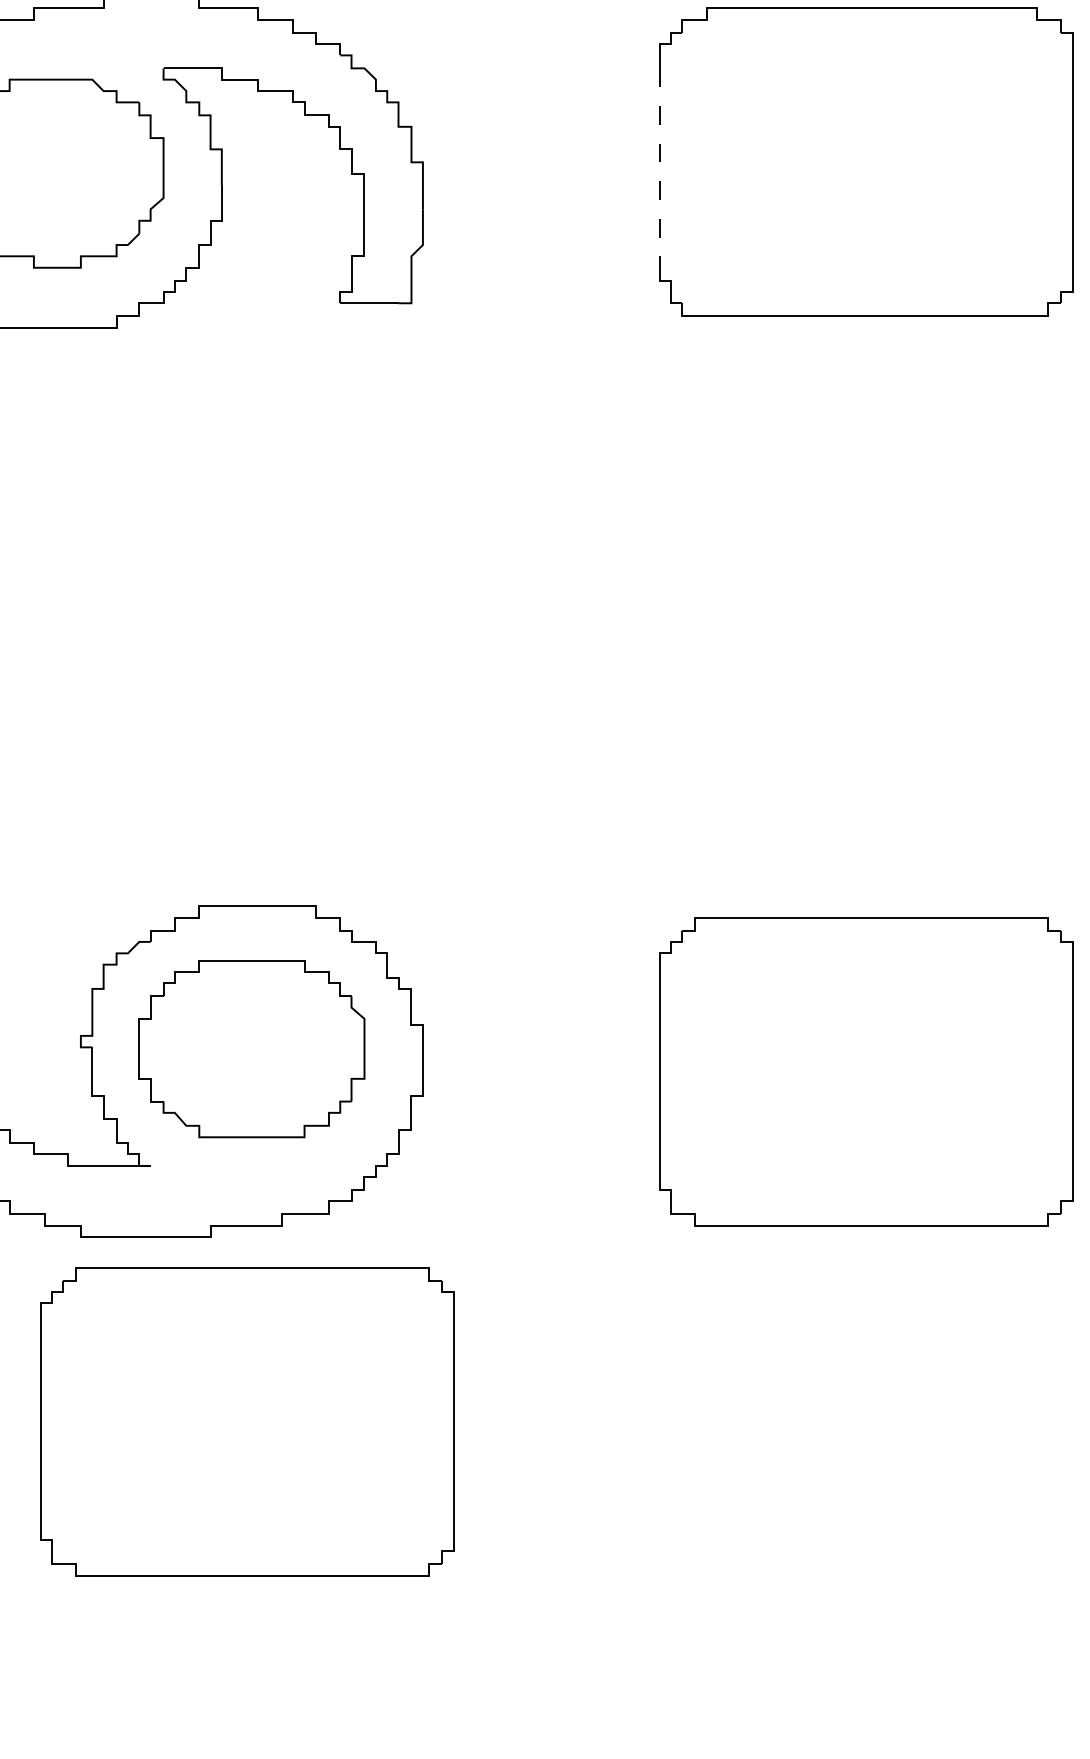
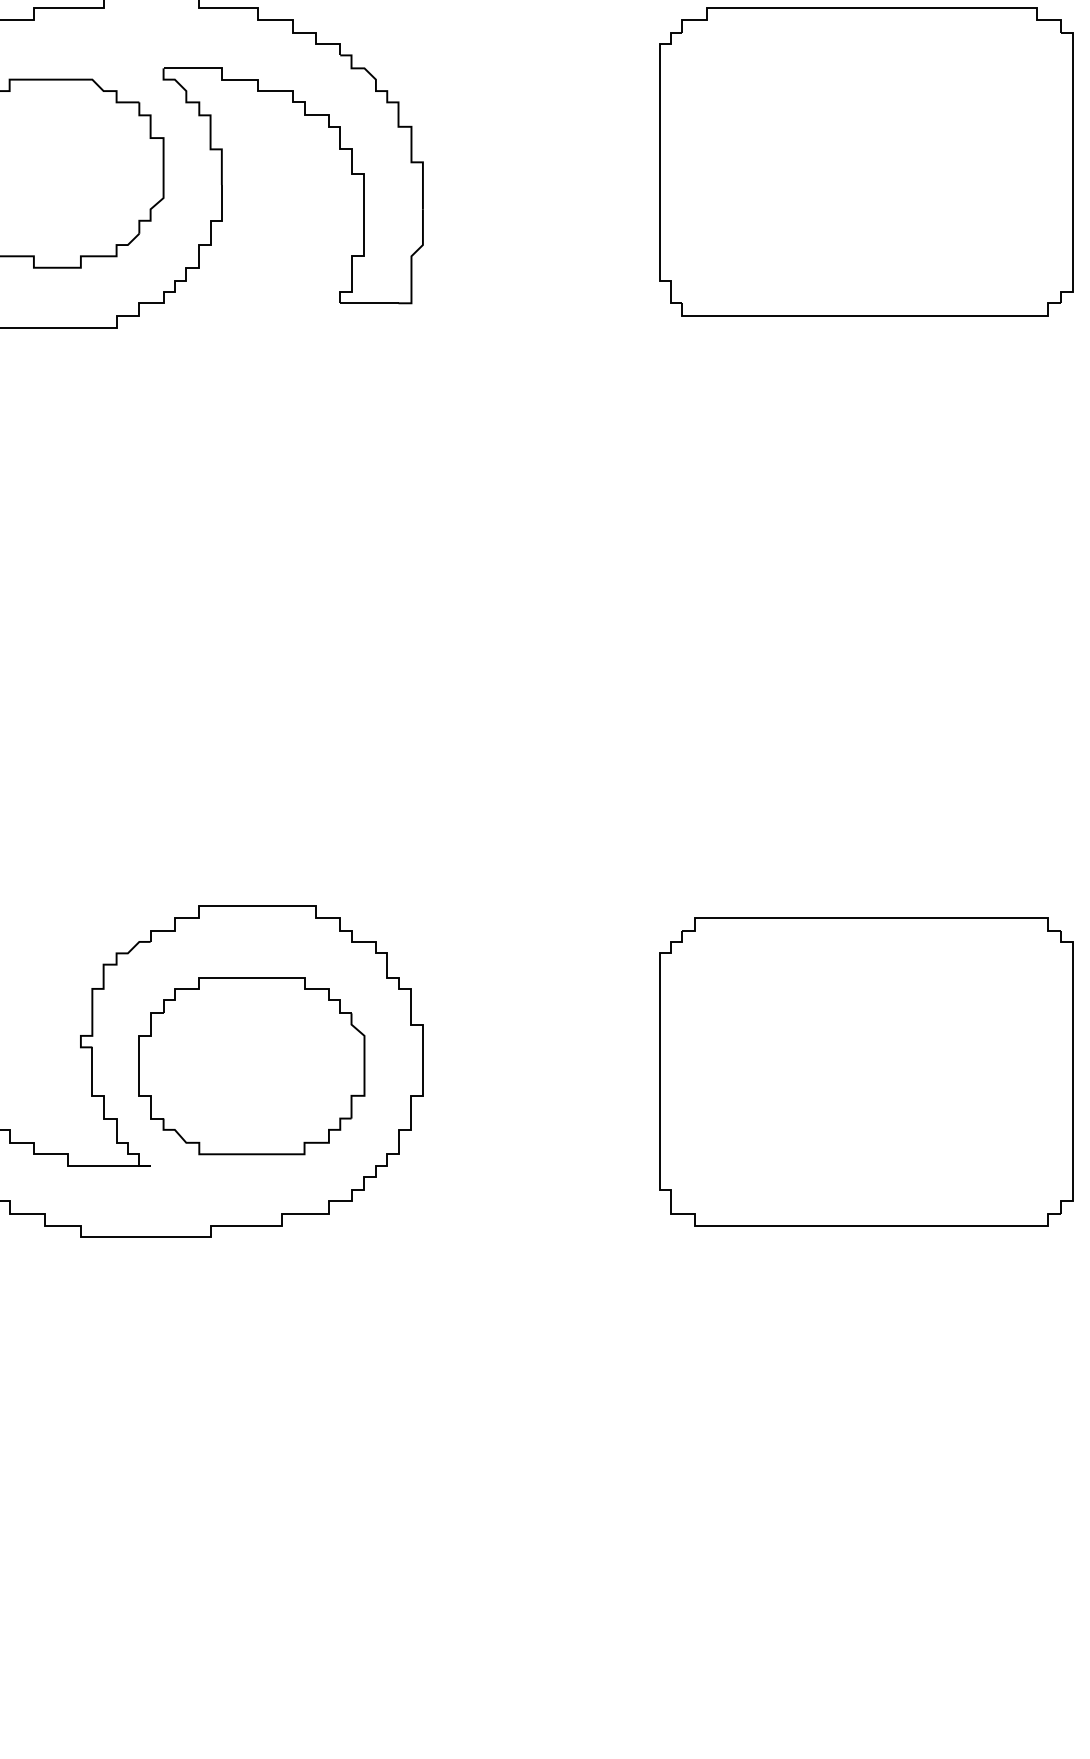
line: dashed -> solid (659, 168)
part position: (251, 1049) -> (251, 1066) (251, 1066)
part: present -> none (247, 1421)
